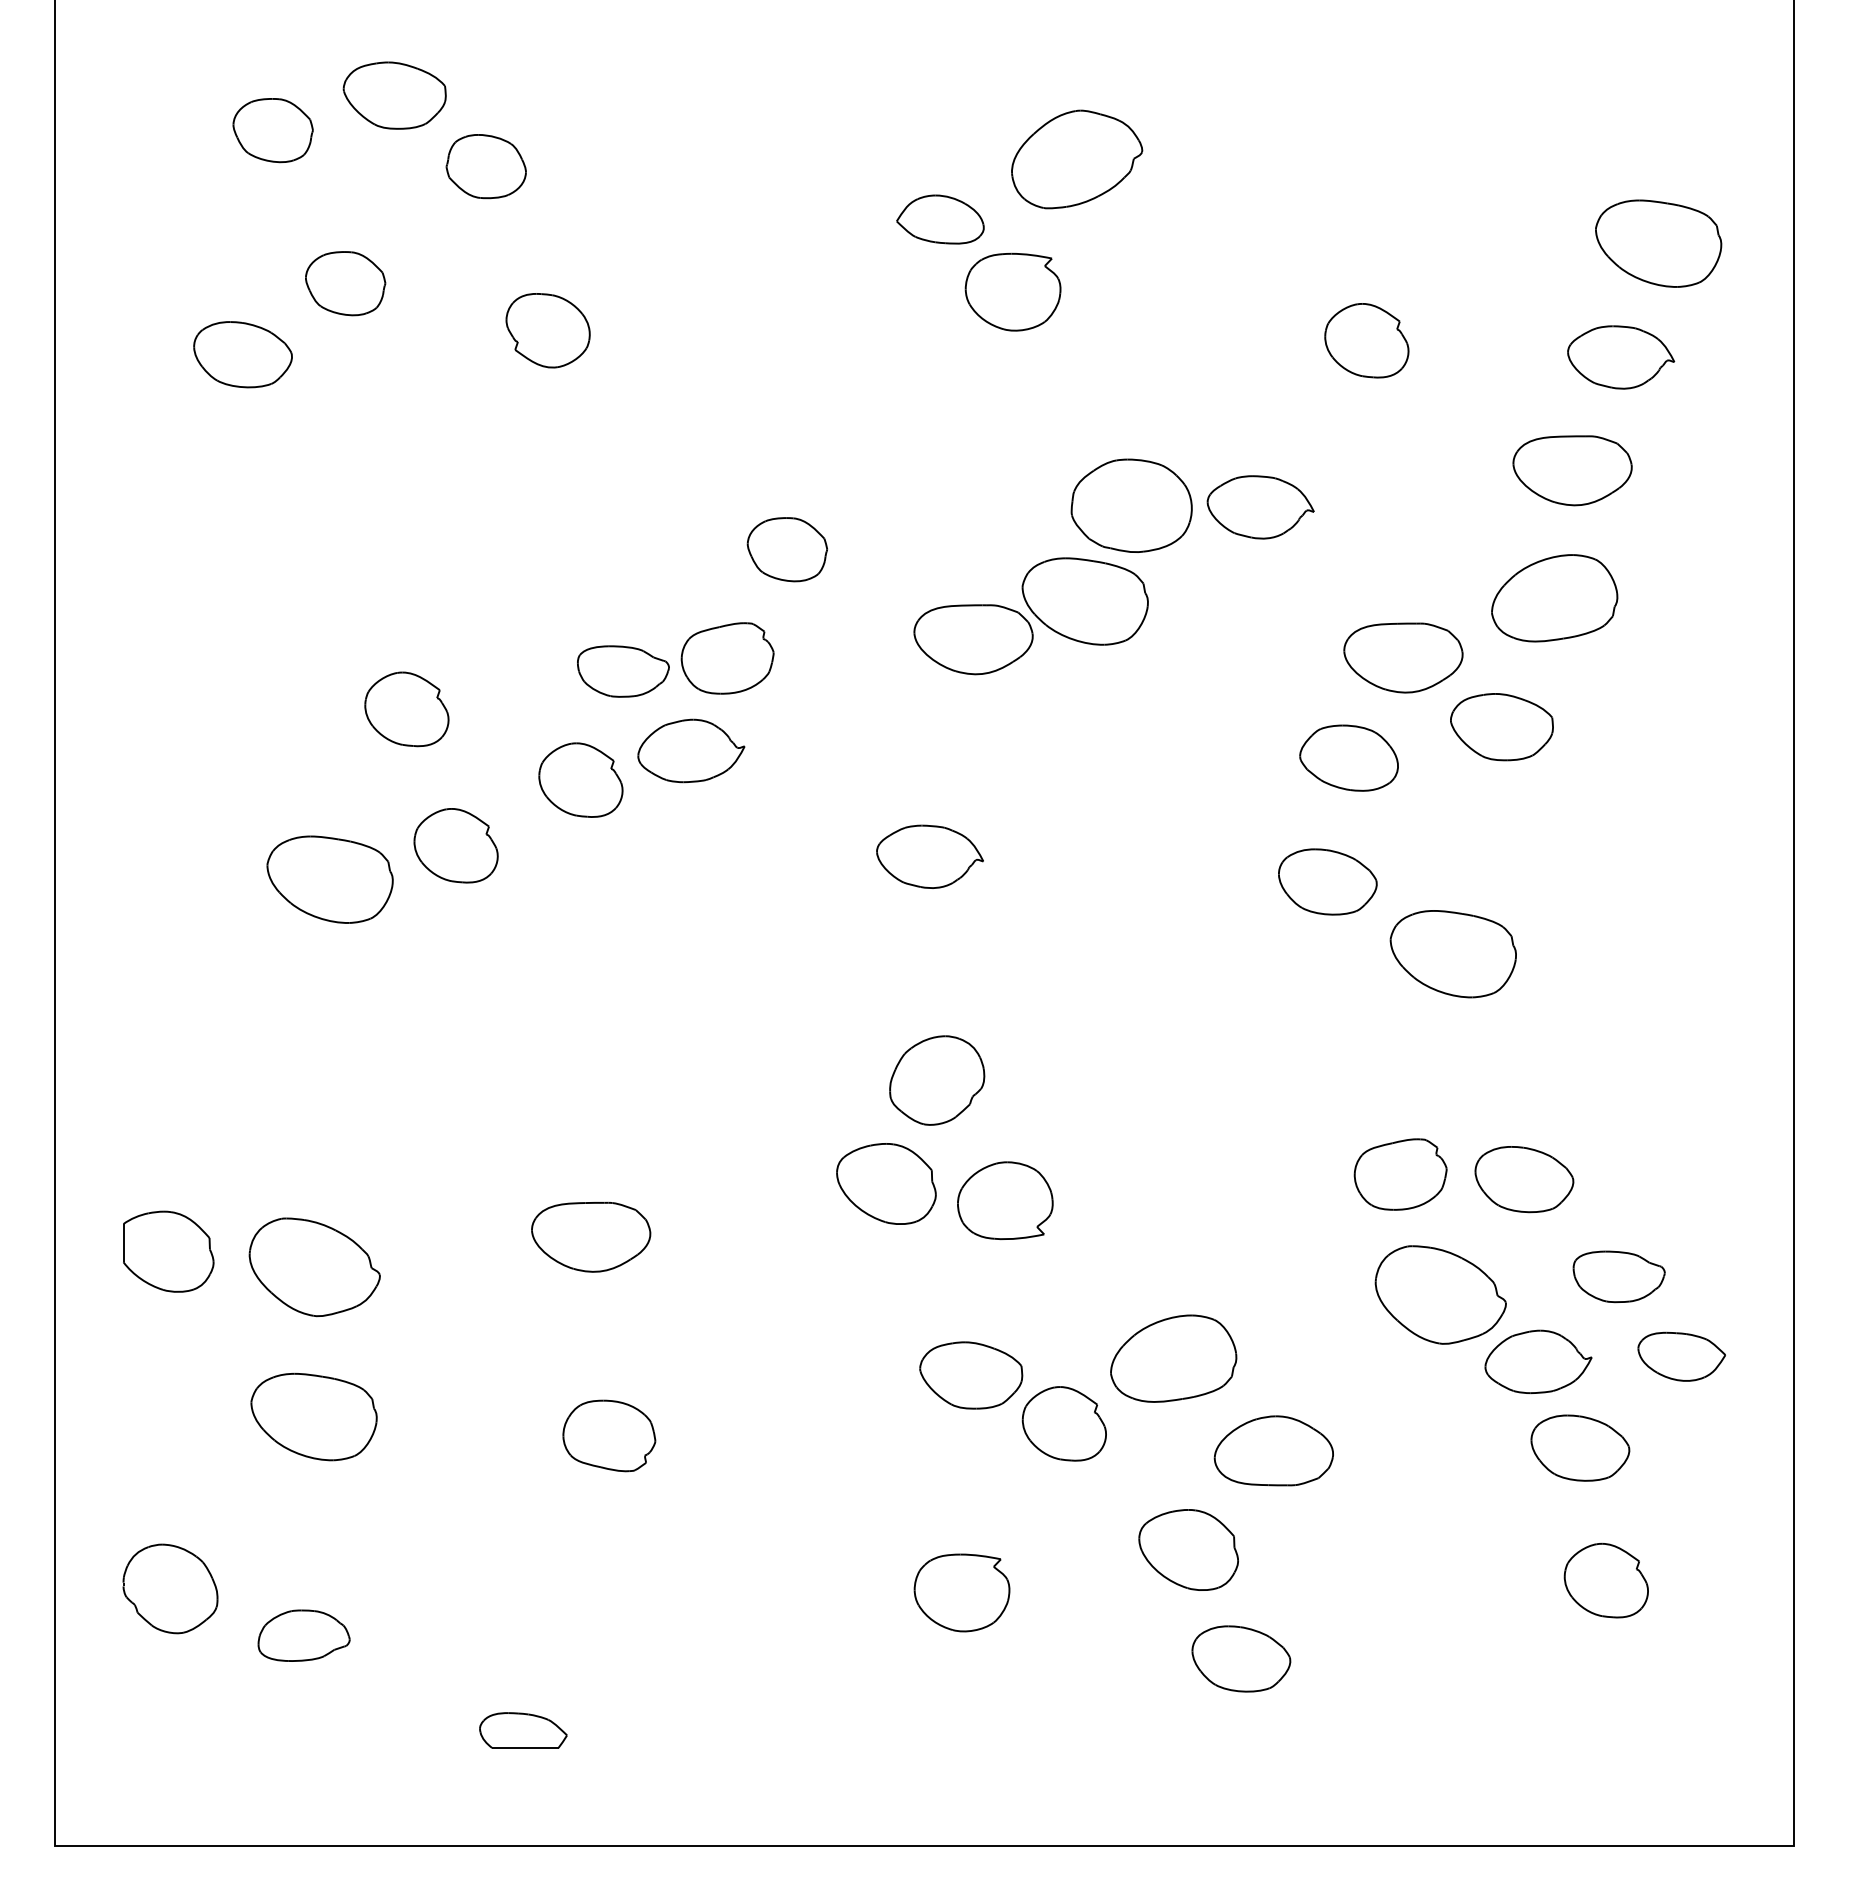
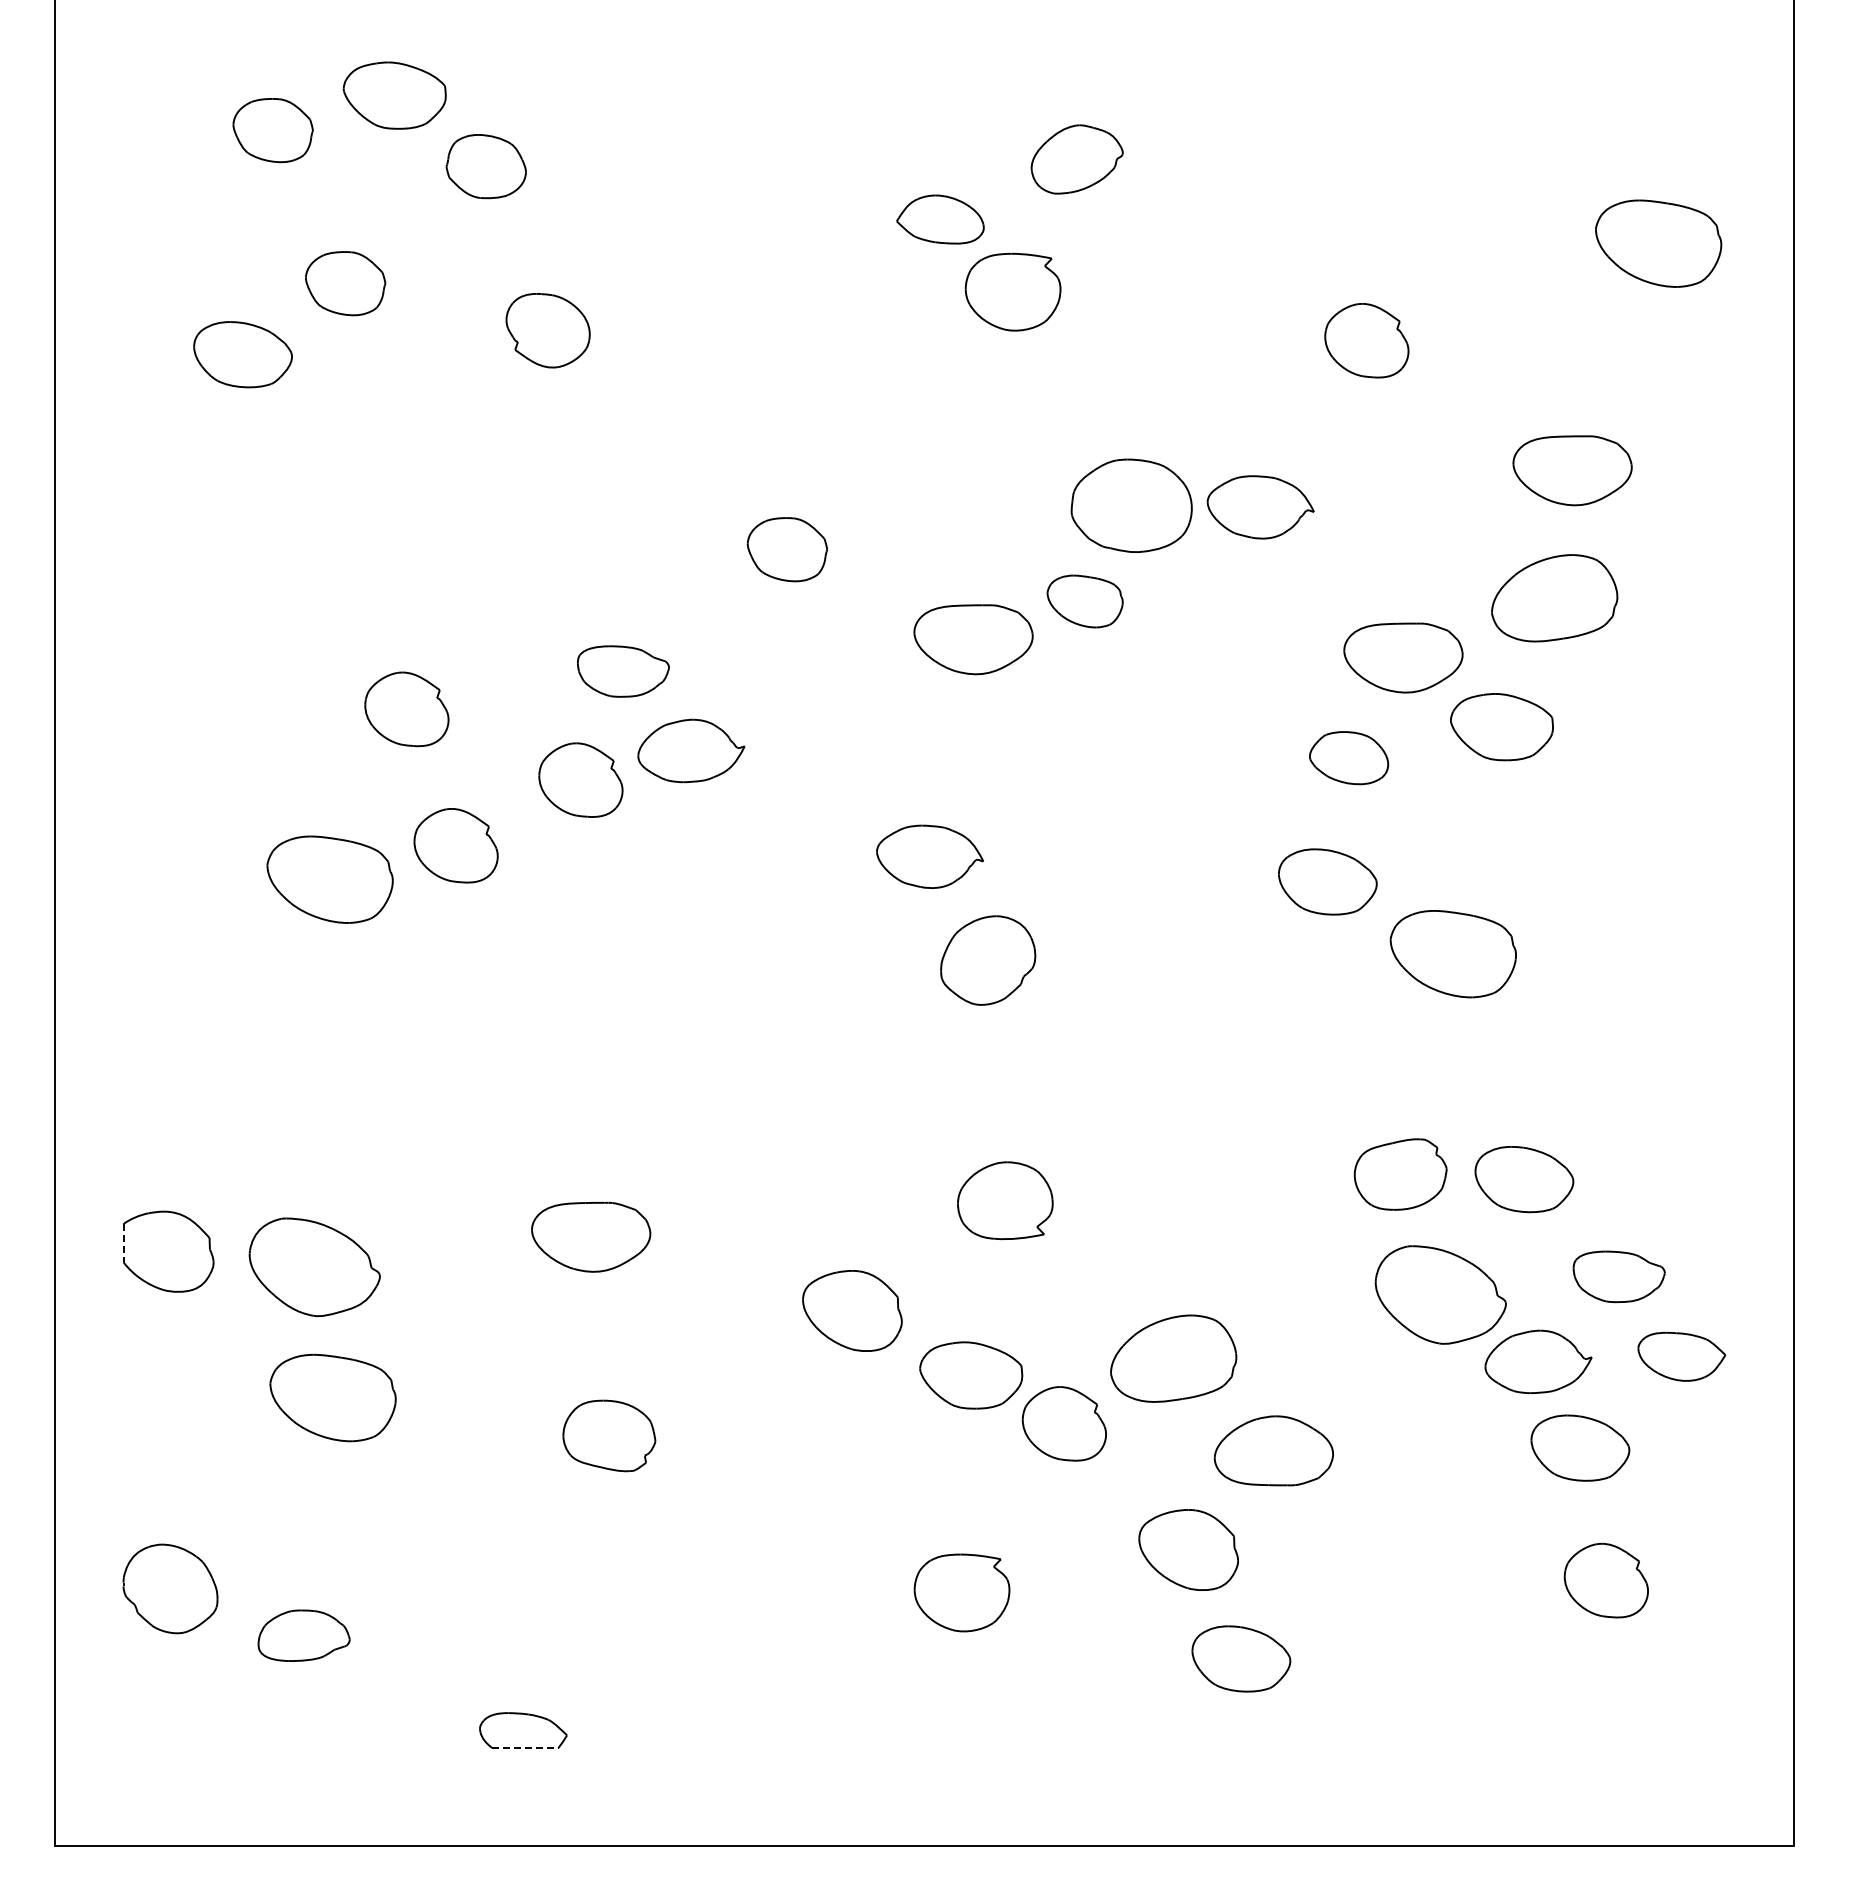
part size: 133x101 px -> 94x71 px (1076, 159)
part: present -> none (1621, 357)
part size: 128x89 px -> 78x55 px (1084, 601)
part: present -> none (727, 658)
part size: 100x68 px -> 81x55 px (1349, 758)
part position: (937, 1080) -> (988, 960) (988, 960)
part position: (886, 1183) -> (852, 1310) (852, 1310)
line: solid -> dashed (123, 1243)
part position: (313, 1416) -> (332, 1397) (332, 1397)
line: solid -> dashed (525, 1747)
